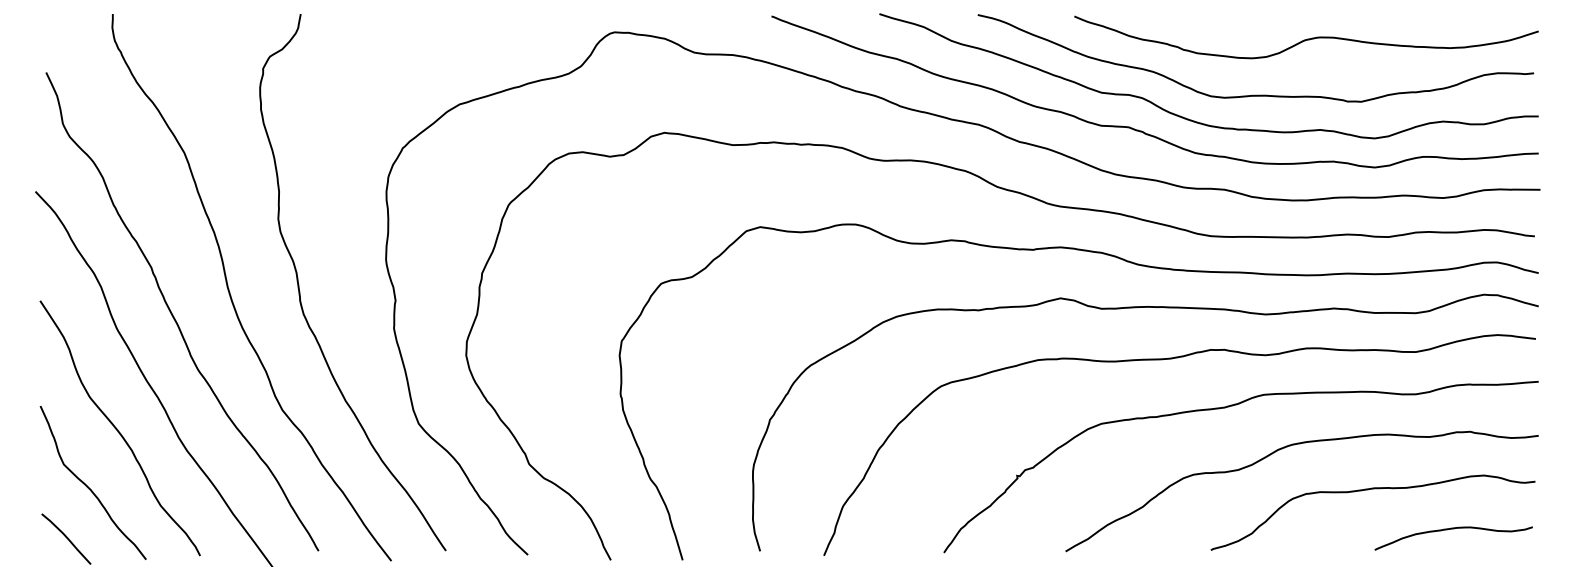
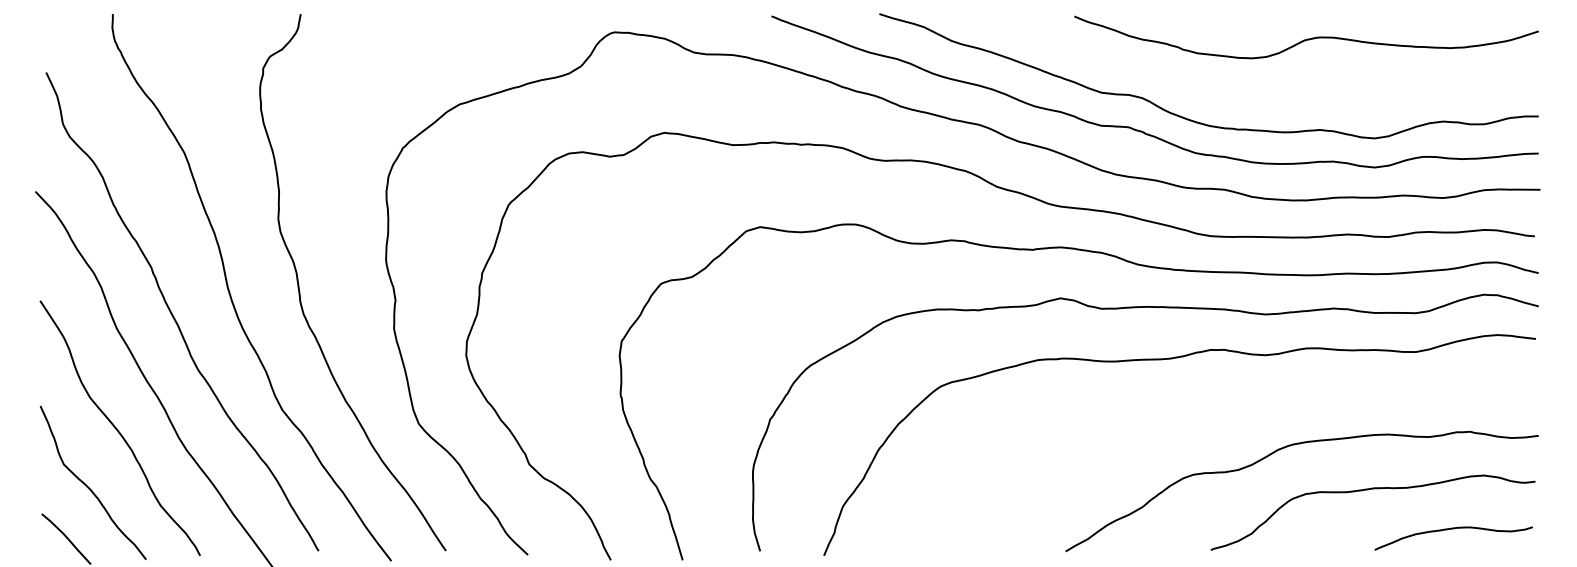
curve: present -> none (1255, 94)
curve: present -> none (1225, 408)
